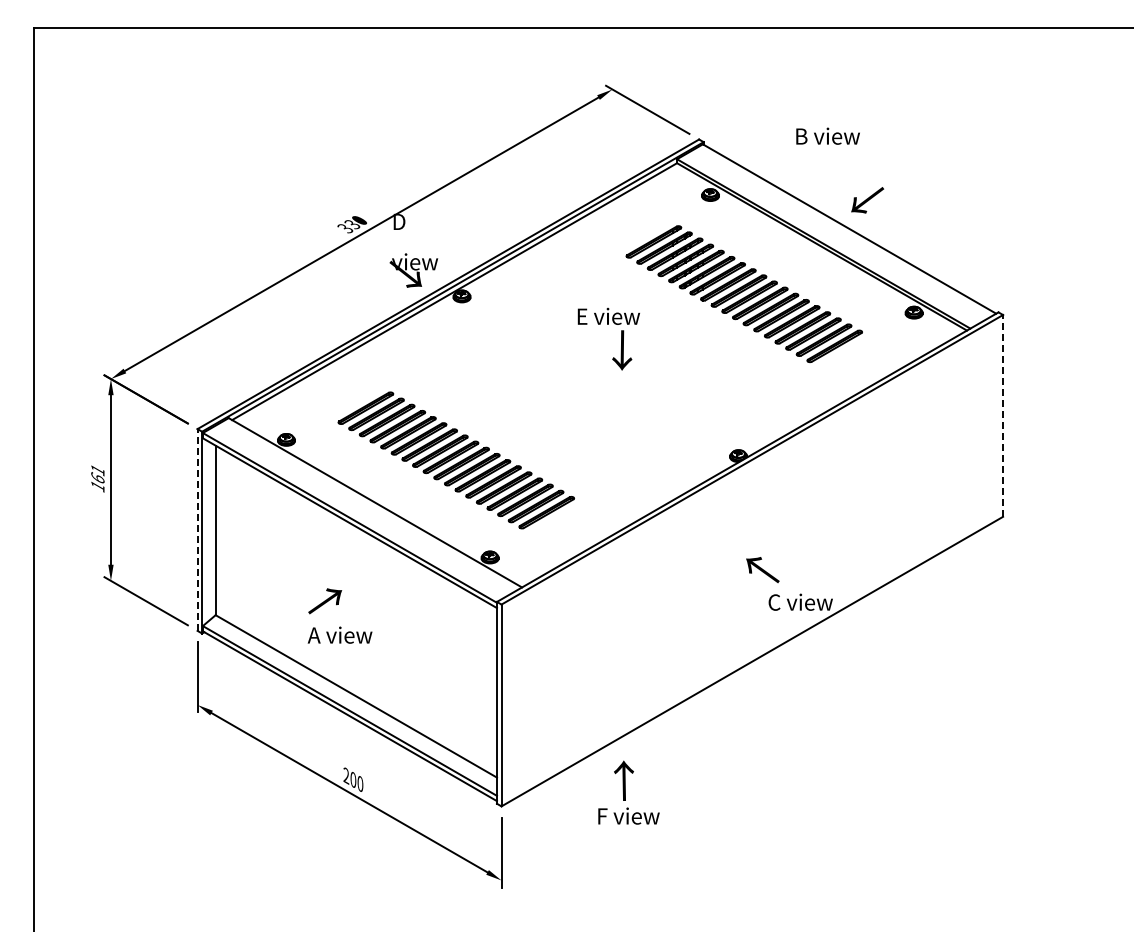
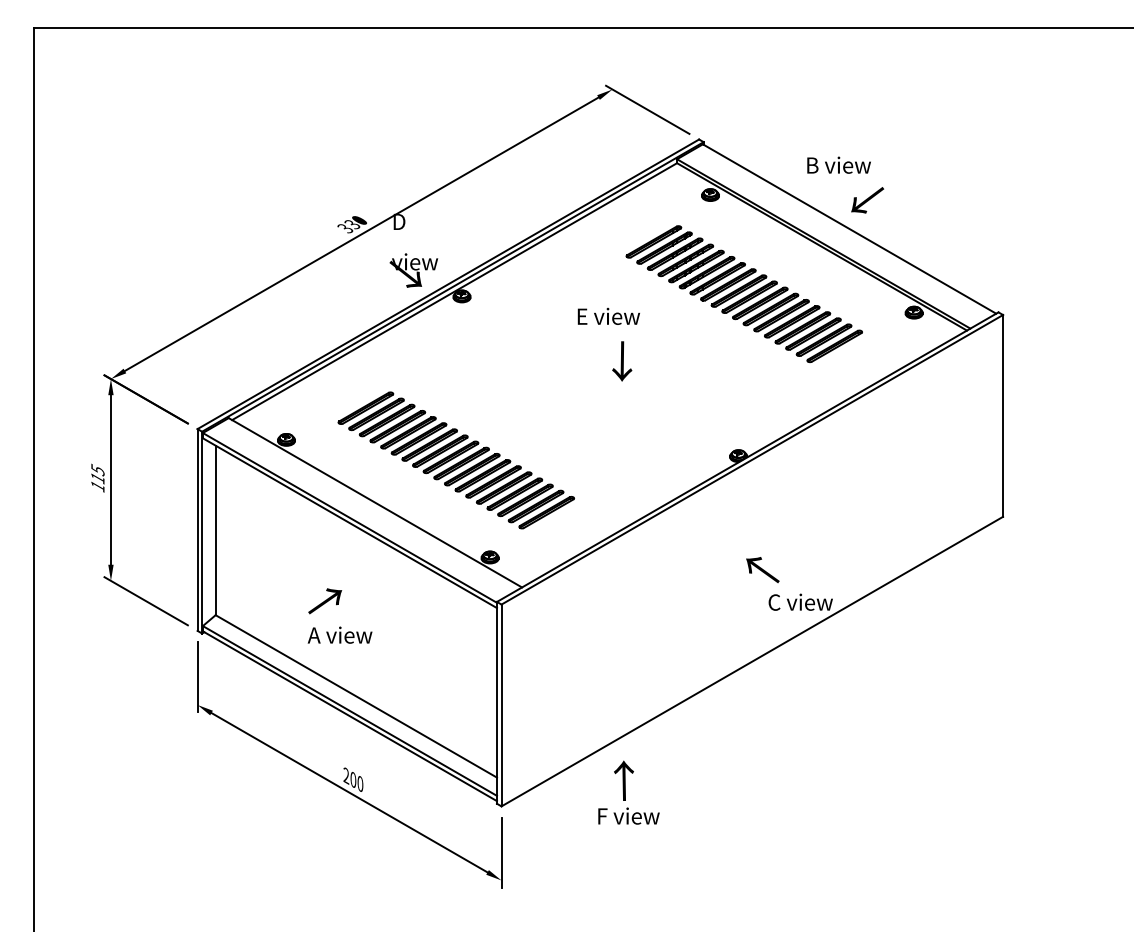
text position: (827, 135) -> (838, 164) (838, 164)
text position: (622, 350) -> (622, 361) (622, 361)
line: dashed -> solid (1003, 415)
text: 161 -> 115 (97, 473)
line: dashed -> solid (197, 529)
